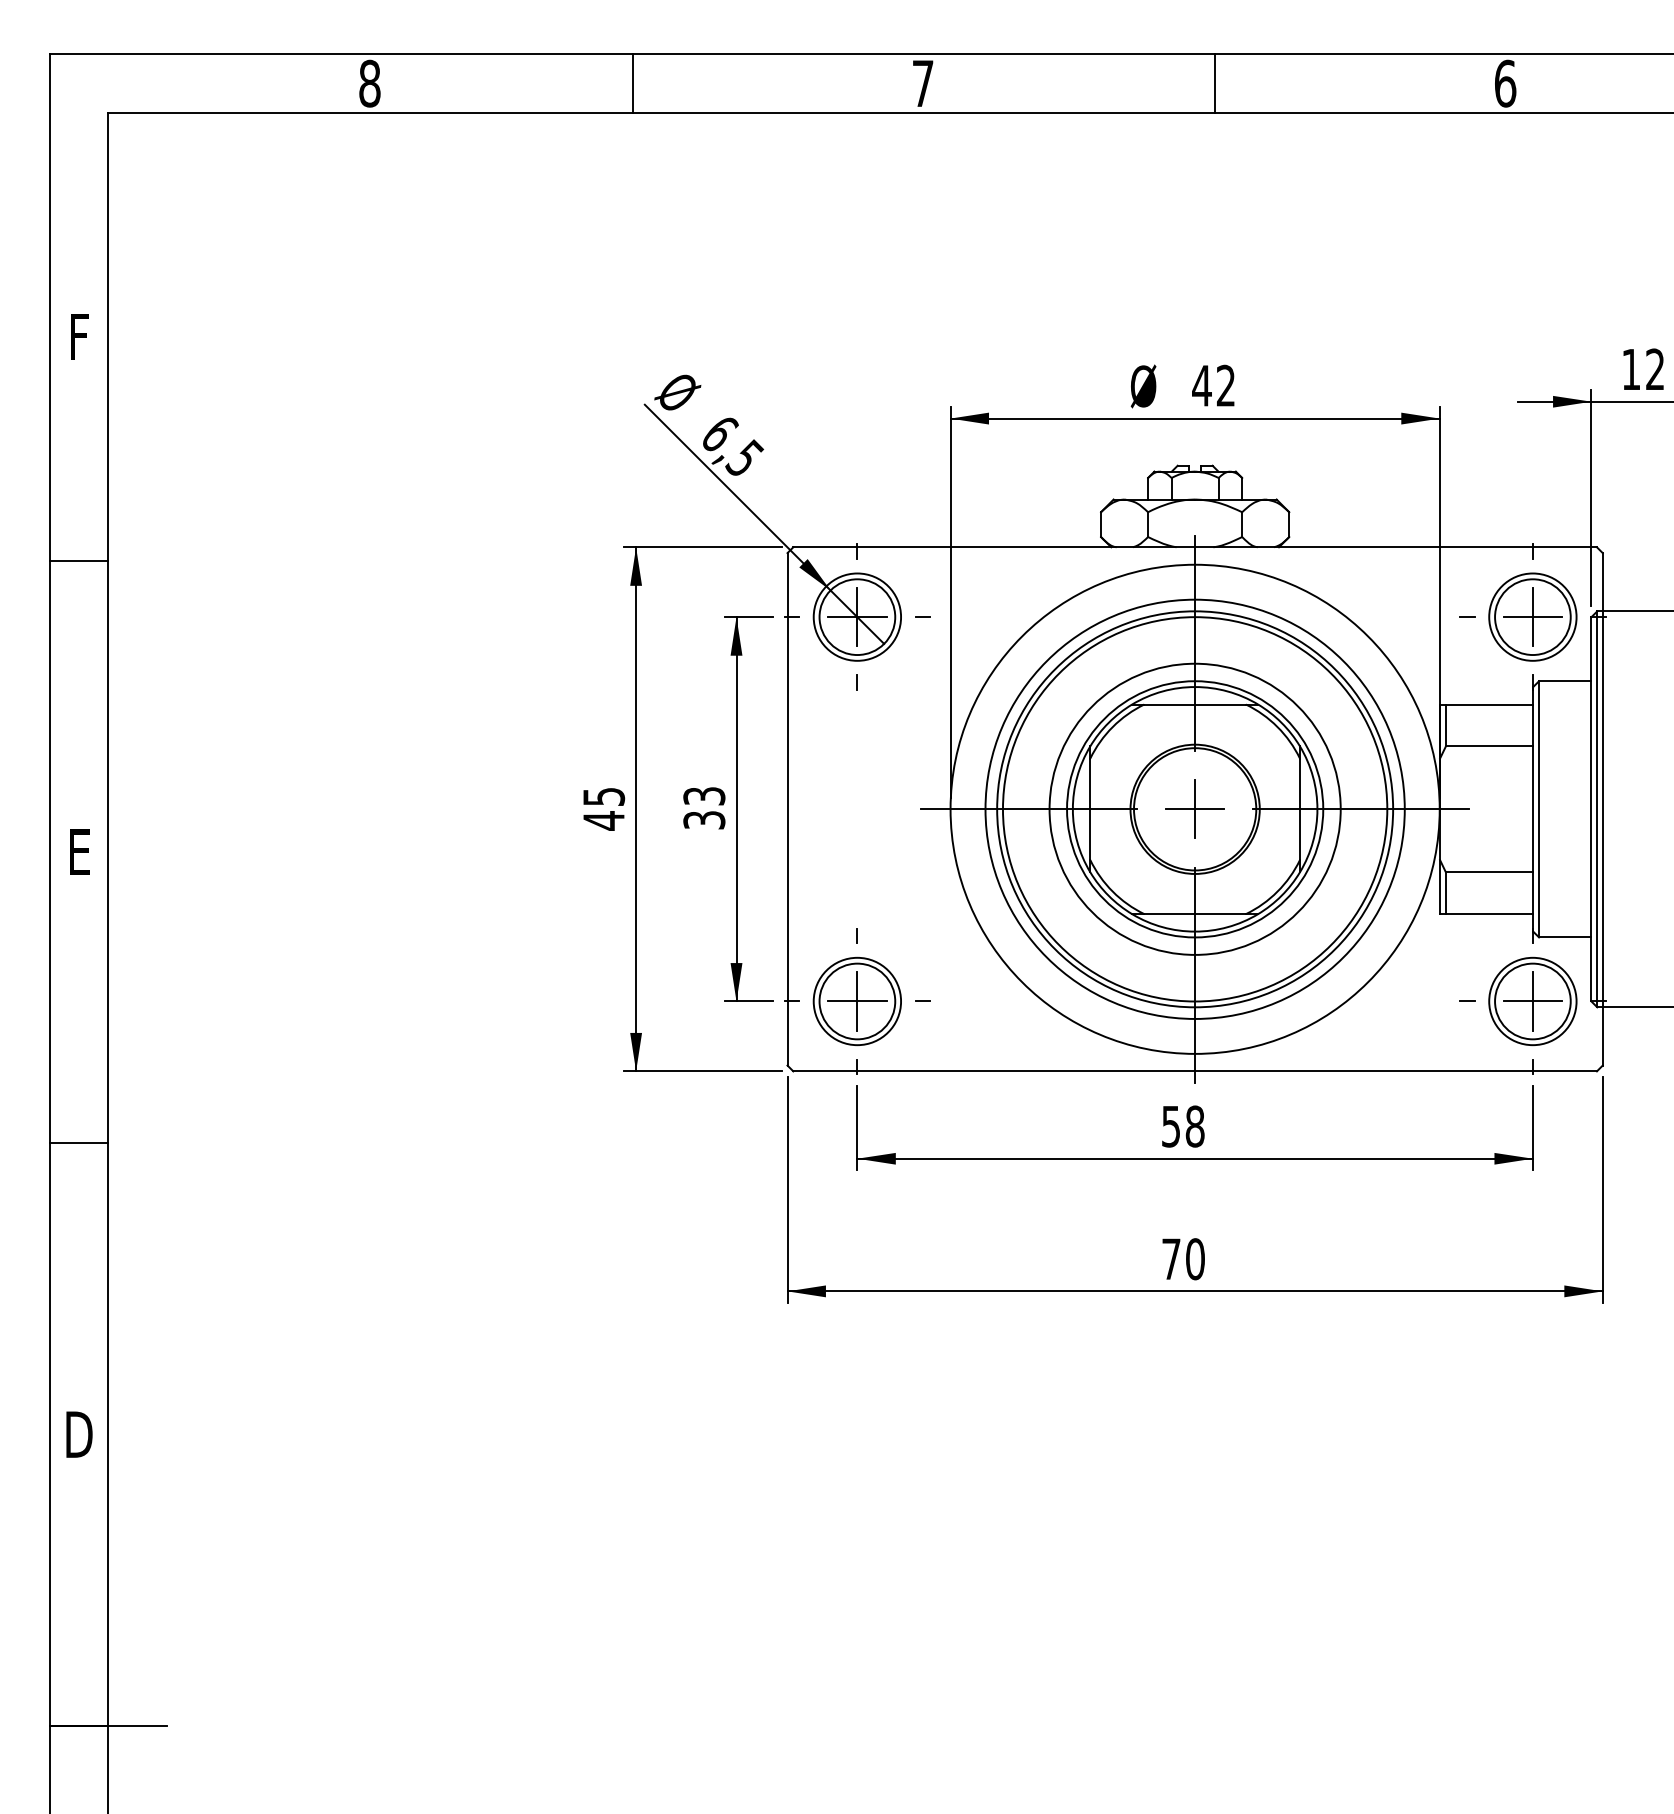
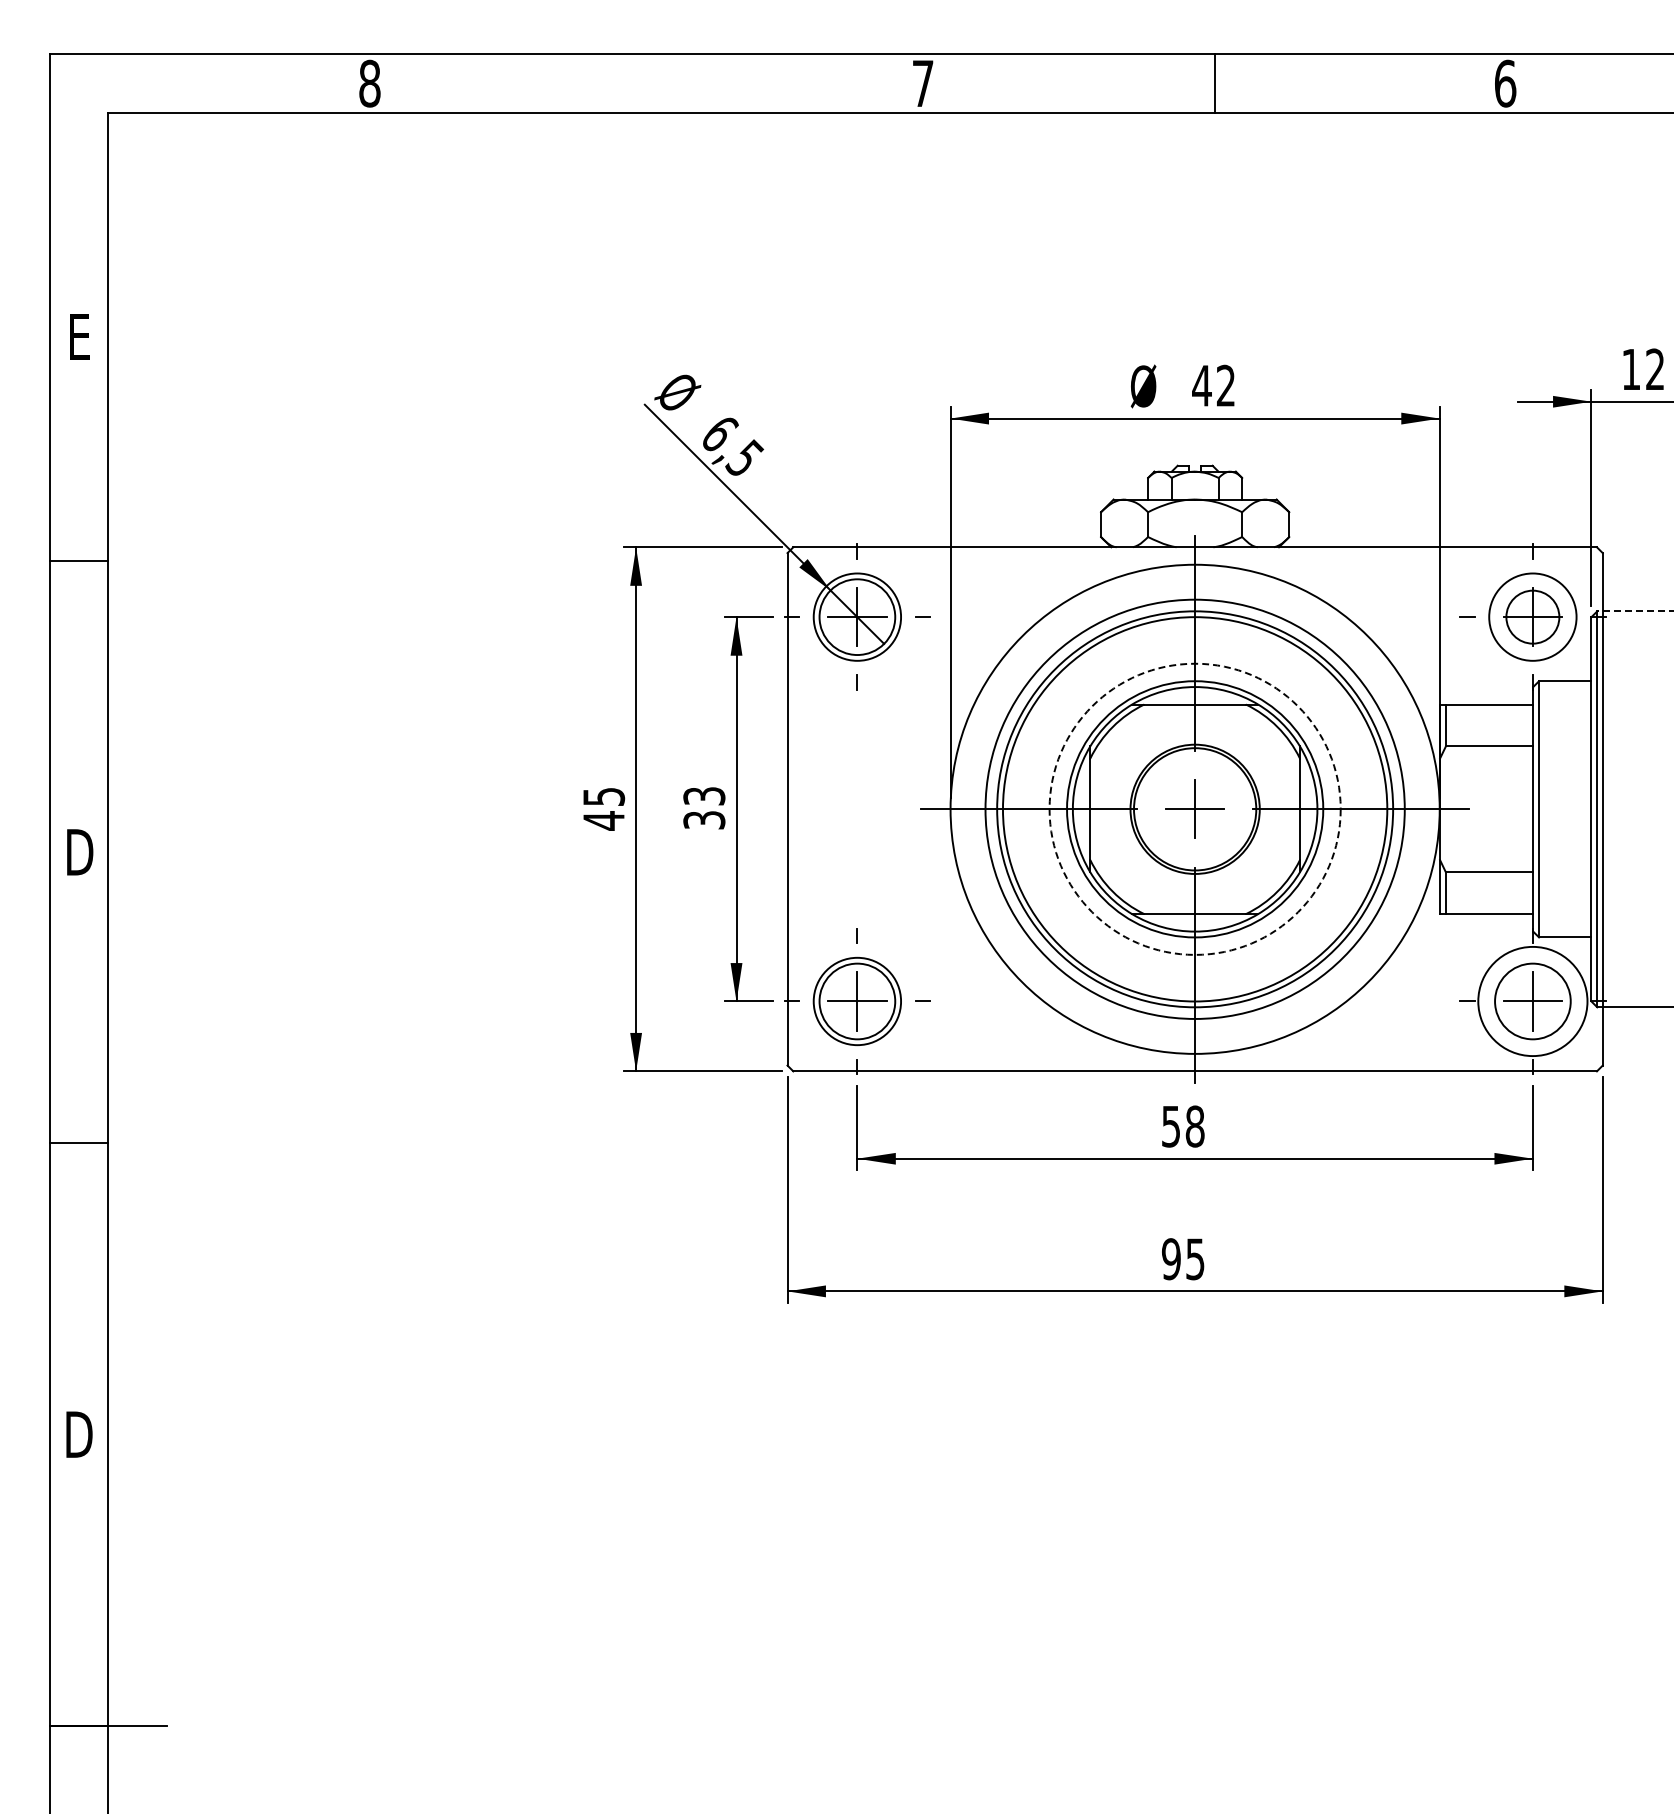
line: present -> none (632, 83)
text: F -> E (79, 336)
line: solid -> dashed (1635, 611)
circle diameter: 76 px -> 53 px (1532, 616)
circle: solid -> dashed (1194, 808)
text: E -> D (80, 852)
circle diameter: 87 px -> 109 px (1532, 1001)
text: 70 -> 95 (1183, 1259)
